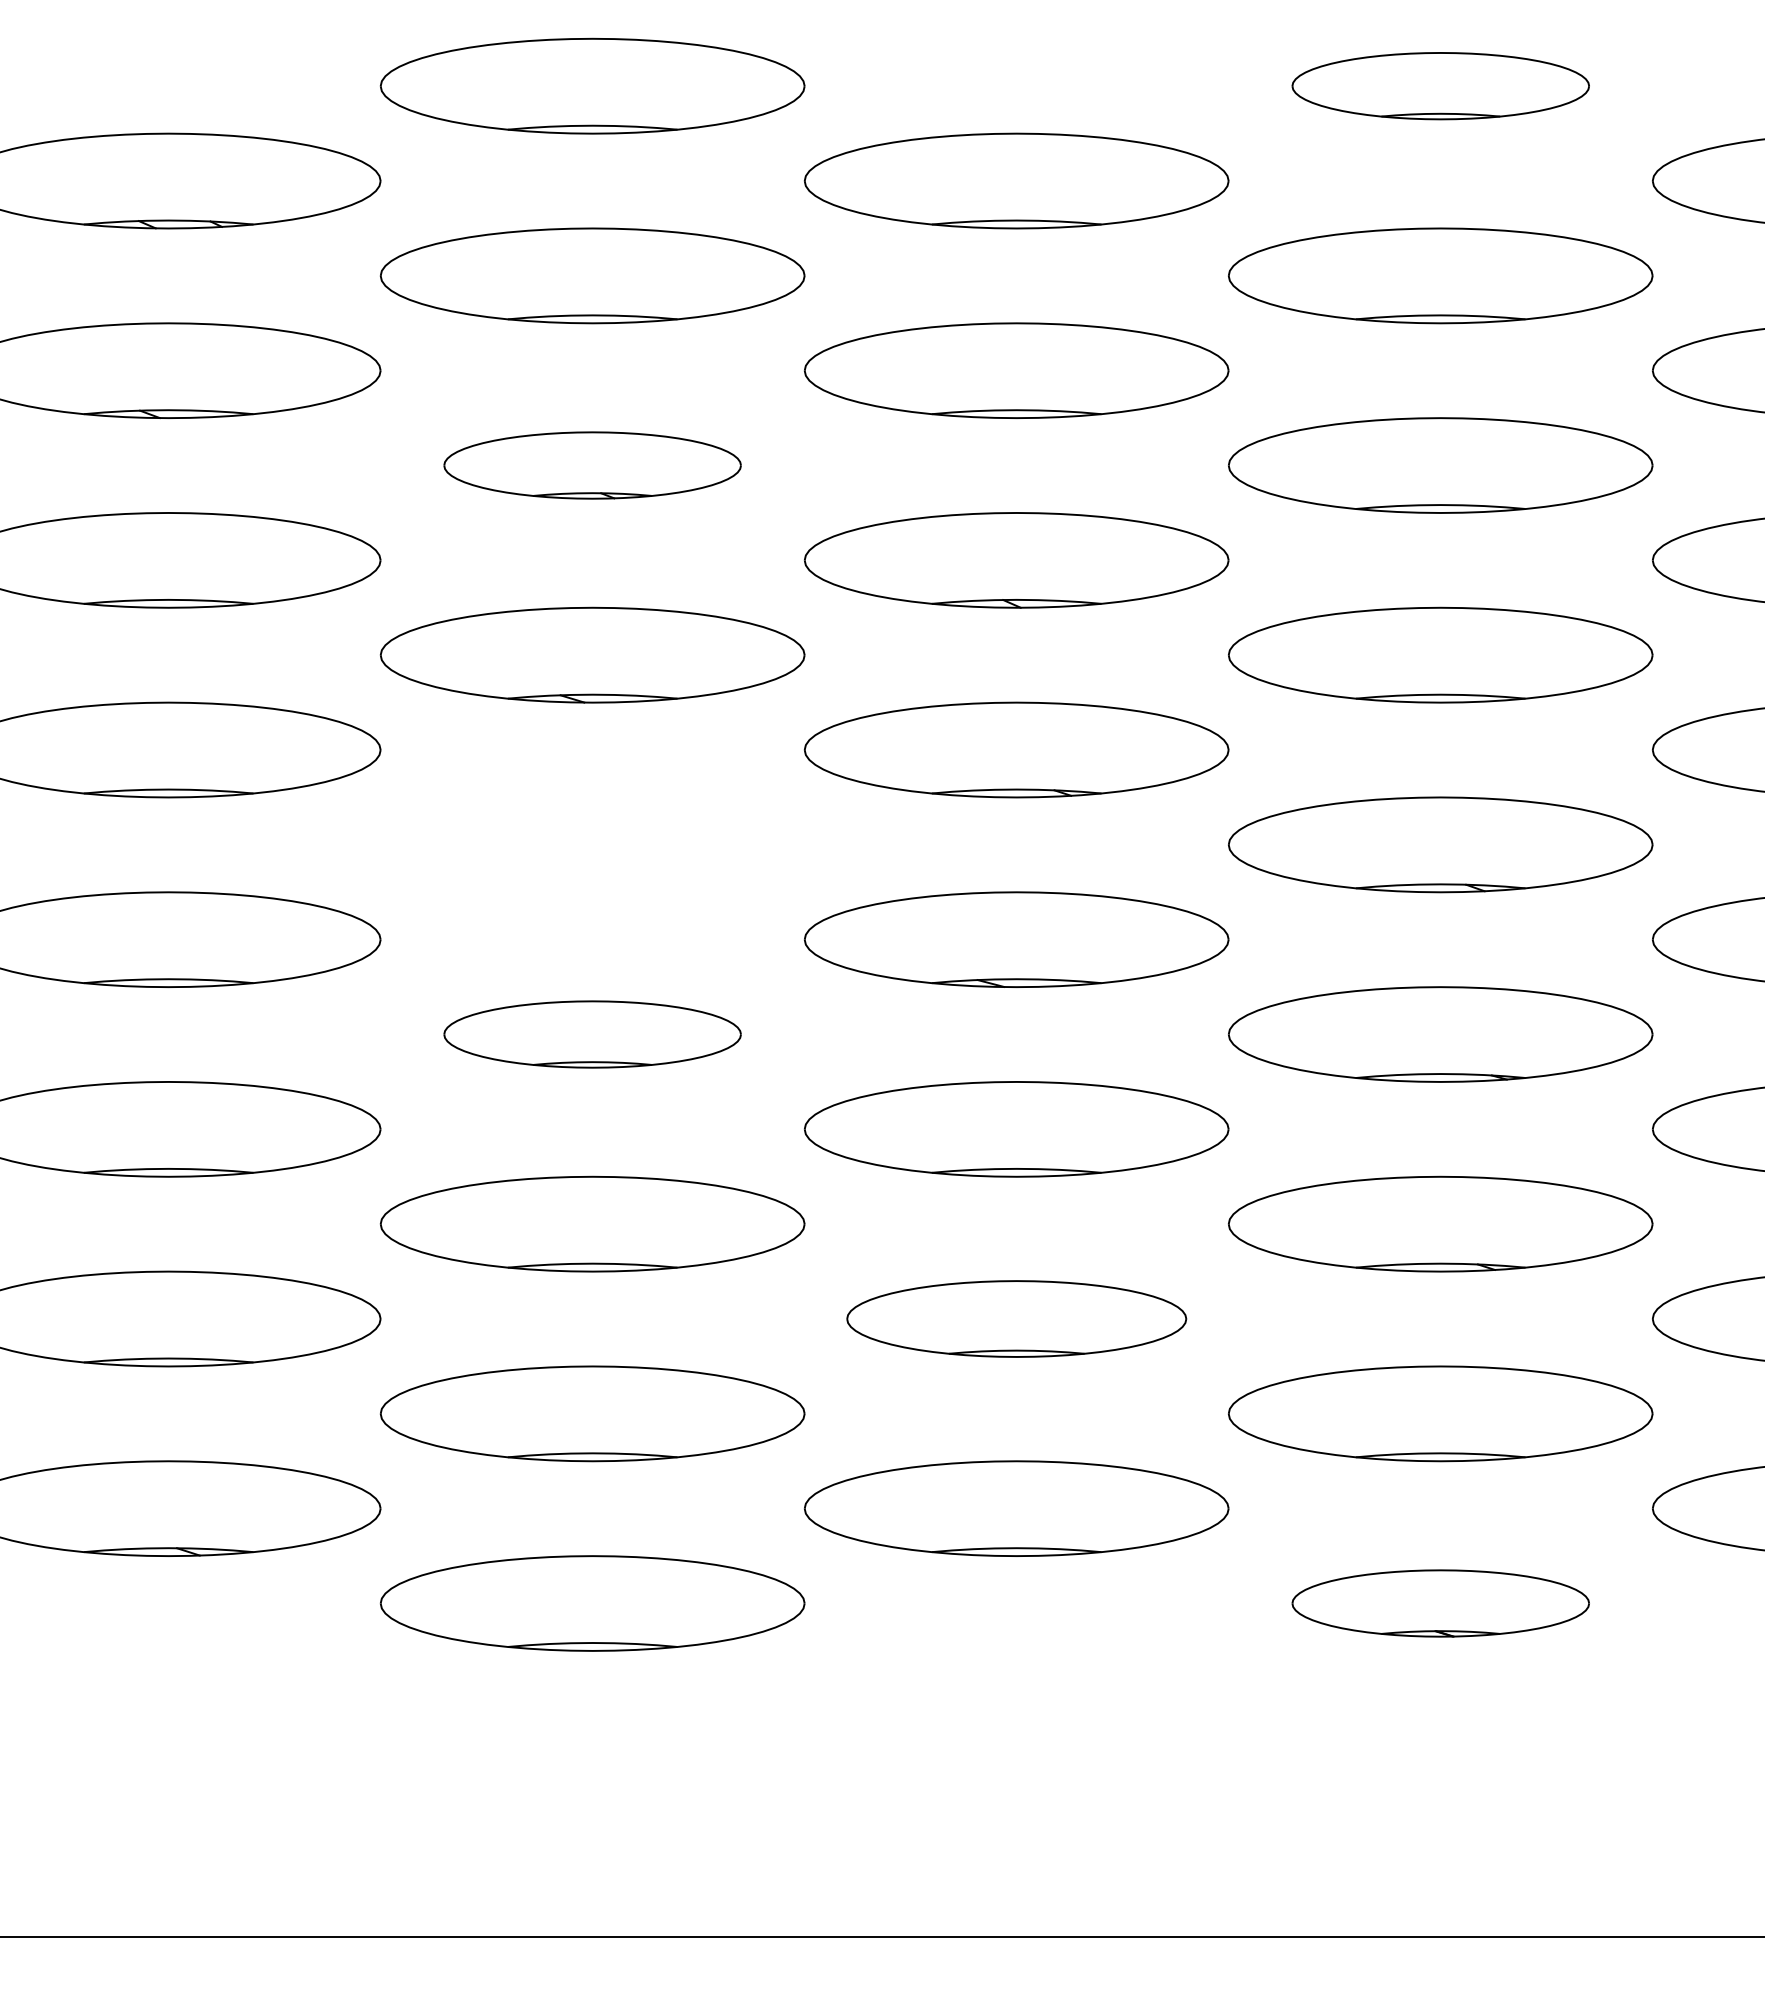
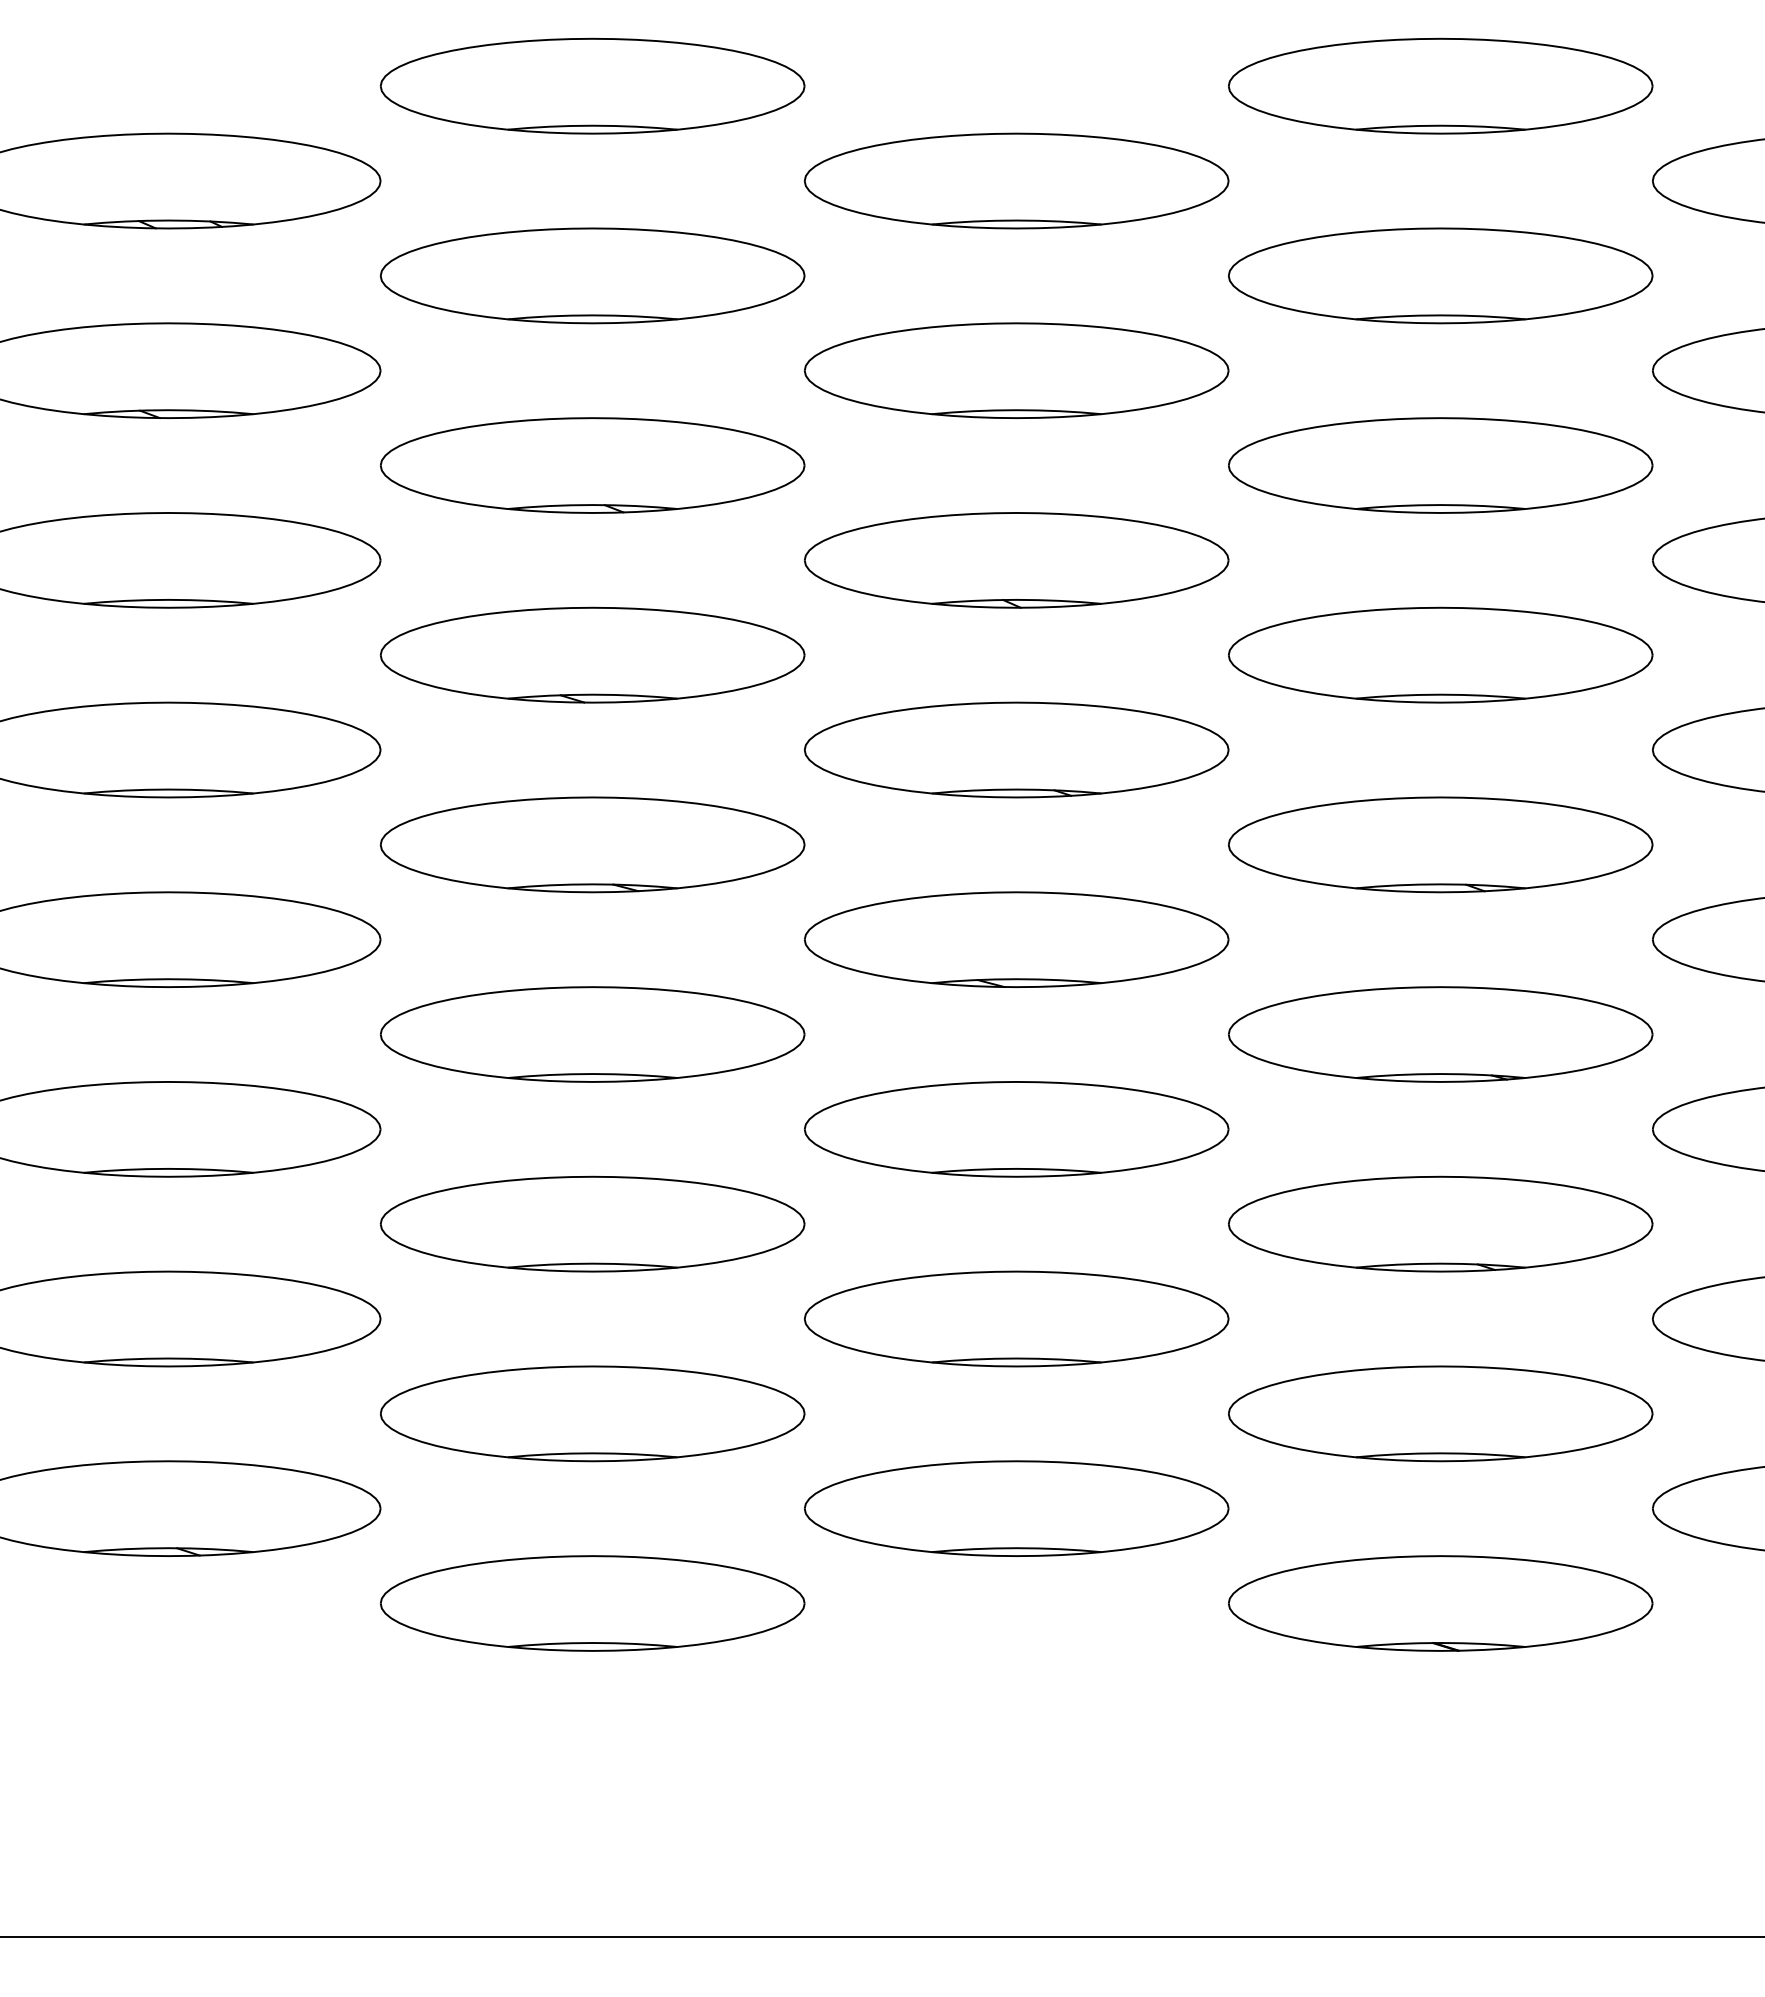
part size: 299x69 px -> 426x98 px (1440, 85)
part size: 299x69 px -> 427x97 px (592, 465)
part: none -> present (592, 844)
part size: 299x69 px -> 427x97 px (592, 1034)
part size: 342x78 px -> 426x98 px (1016, 1318)
part size: 299x69 px -> 426x97 px (1440, 1603)
